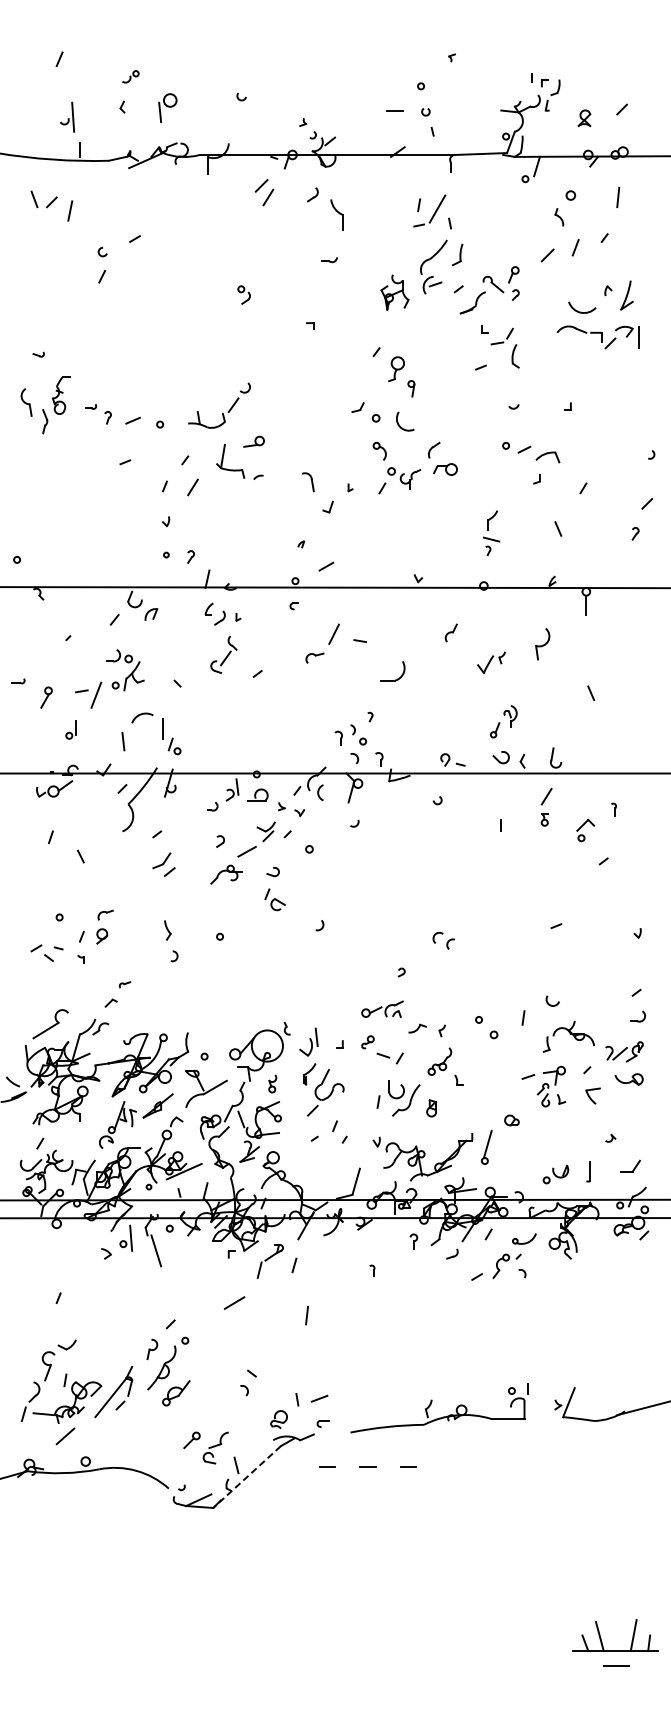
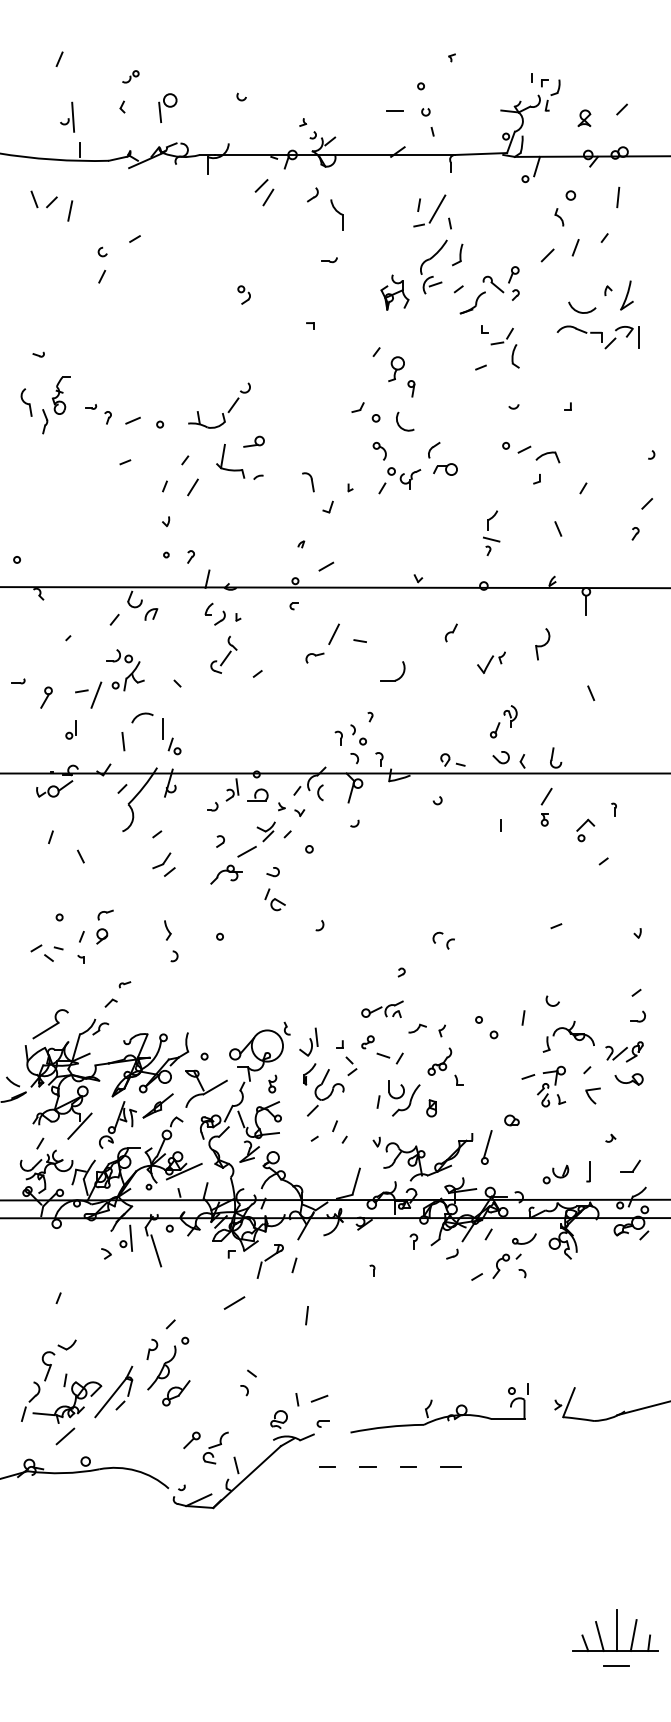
part: none -> present (351, 1066)
line: none -> present (79, 1125)
line: none -> present (450, 1466)
line: dashed -> solid (247, 1477)
line: none -> present (617, 1630)
